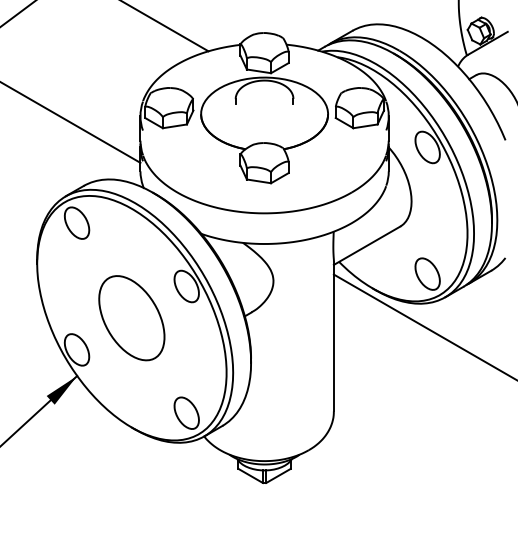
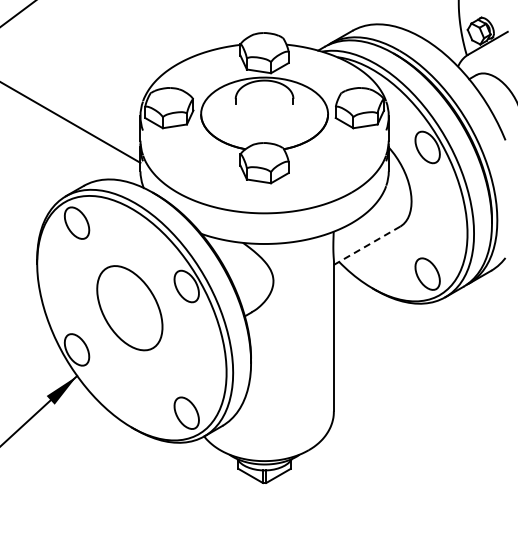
line: present -> none (165, 26)
line: solid -> dashed (367, 245)
part position: (131, 318) -> (129, 308) (129, 308)
line: present -> none (423, 326)
